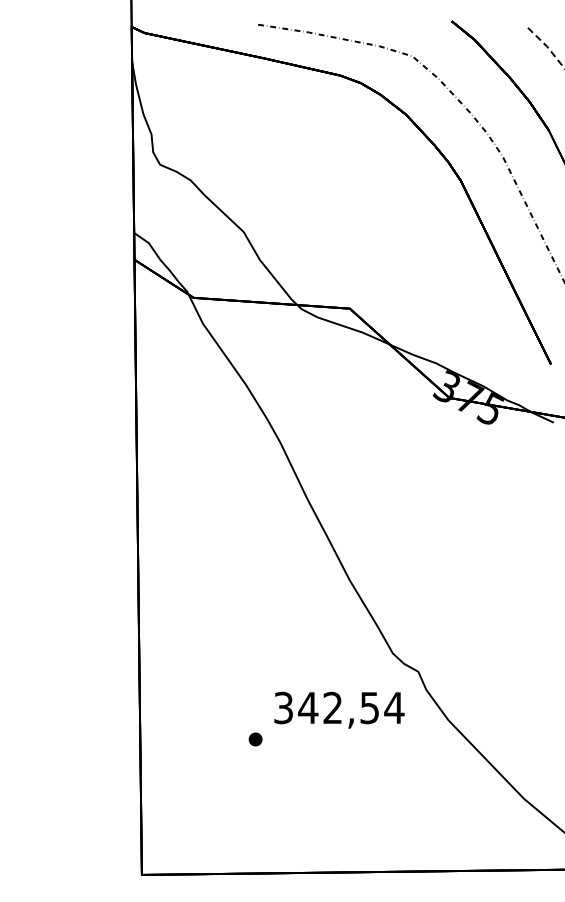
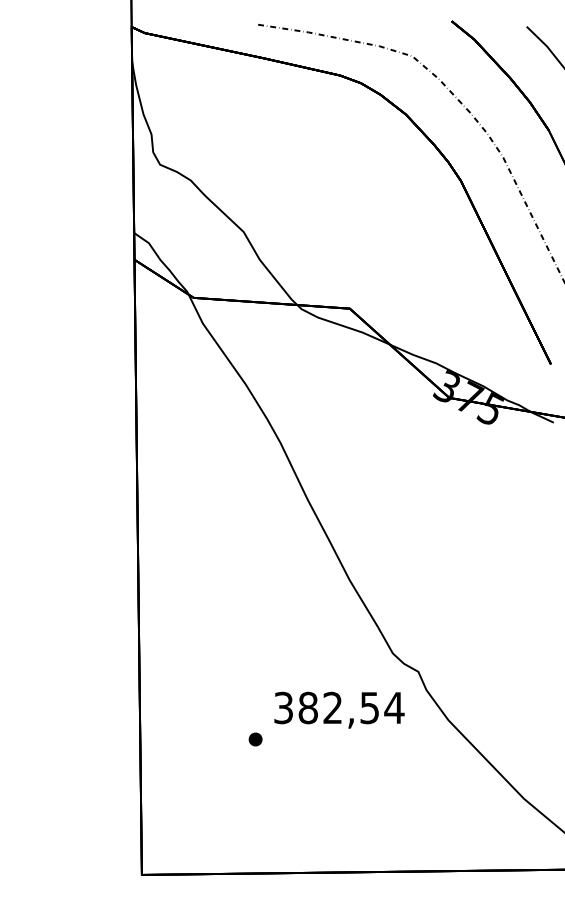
line: dashed -> solid (547, 46)
text: 342,54 -> 382,54 (308, 707)
